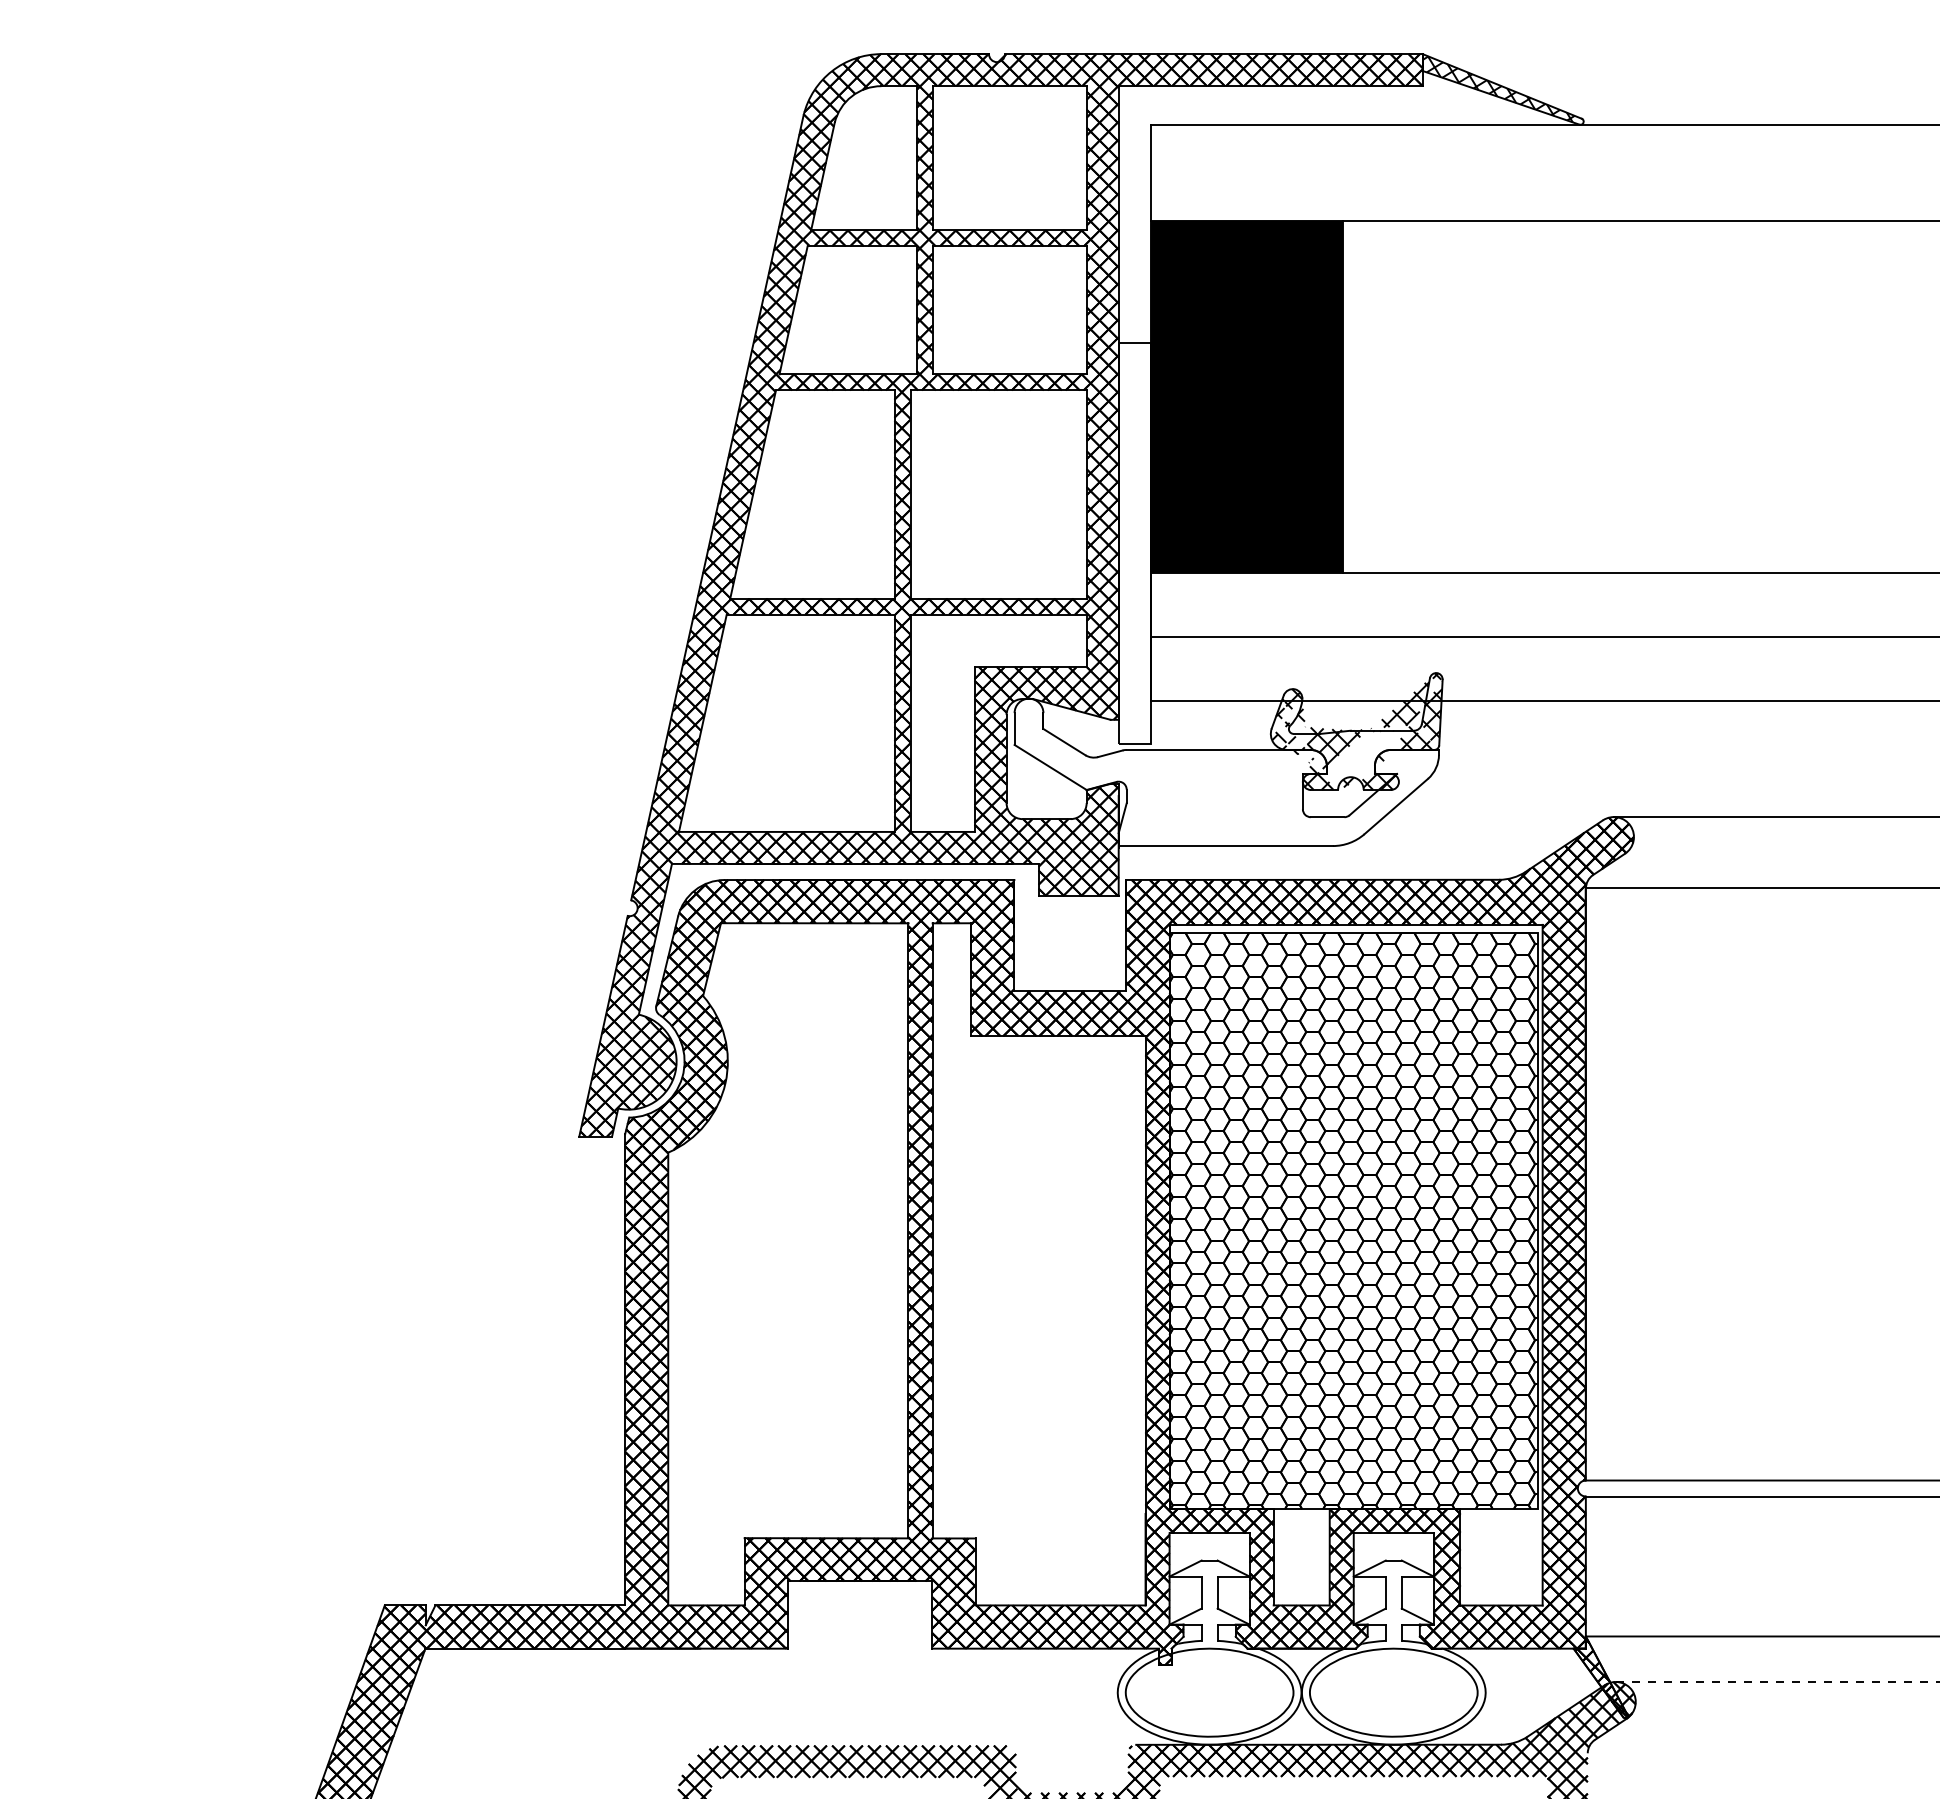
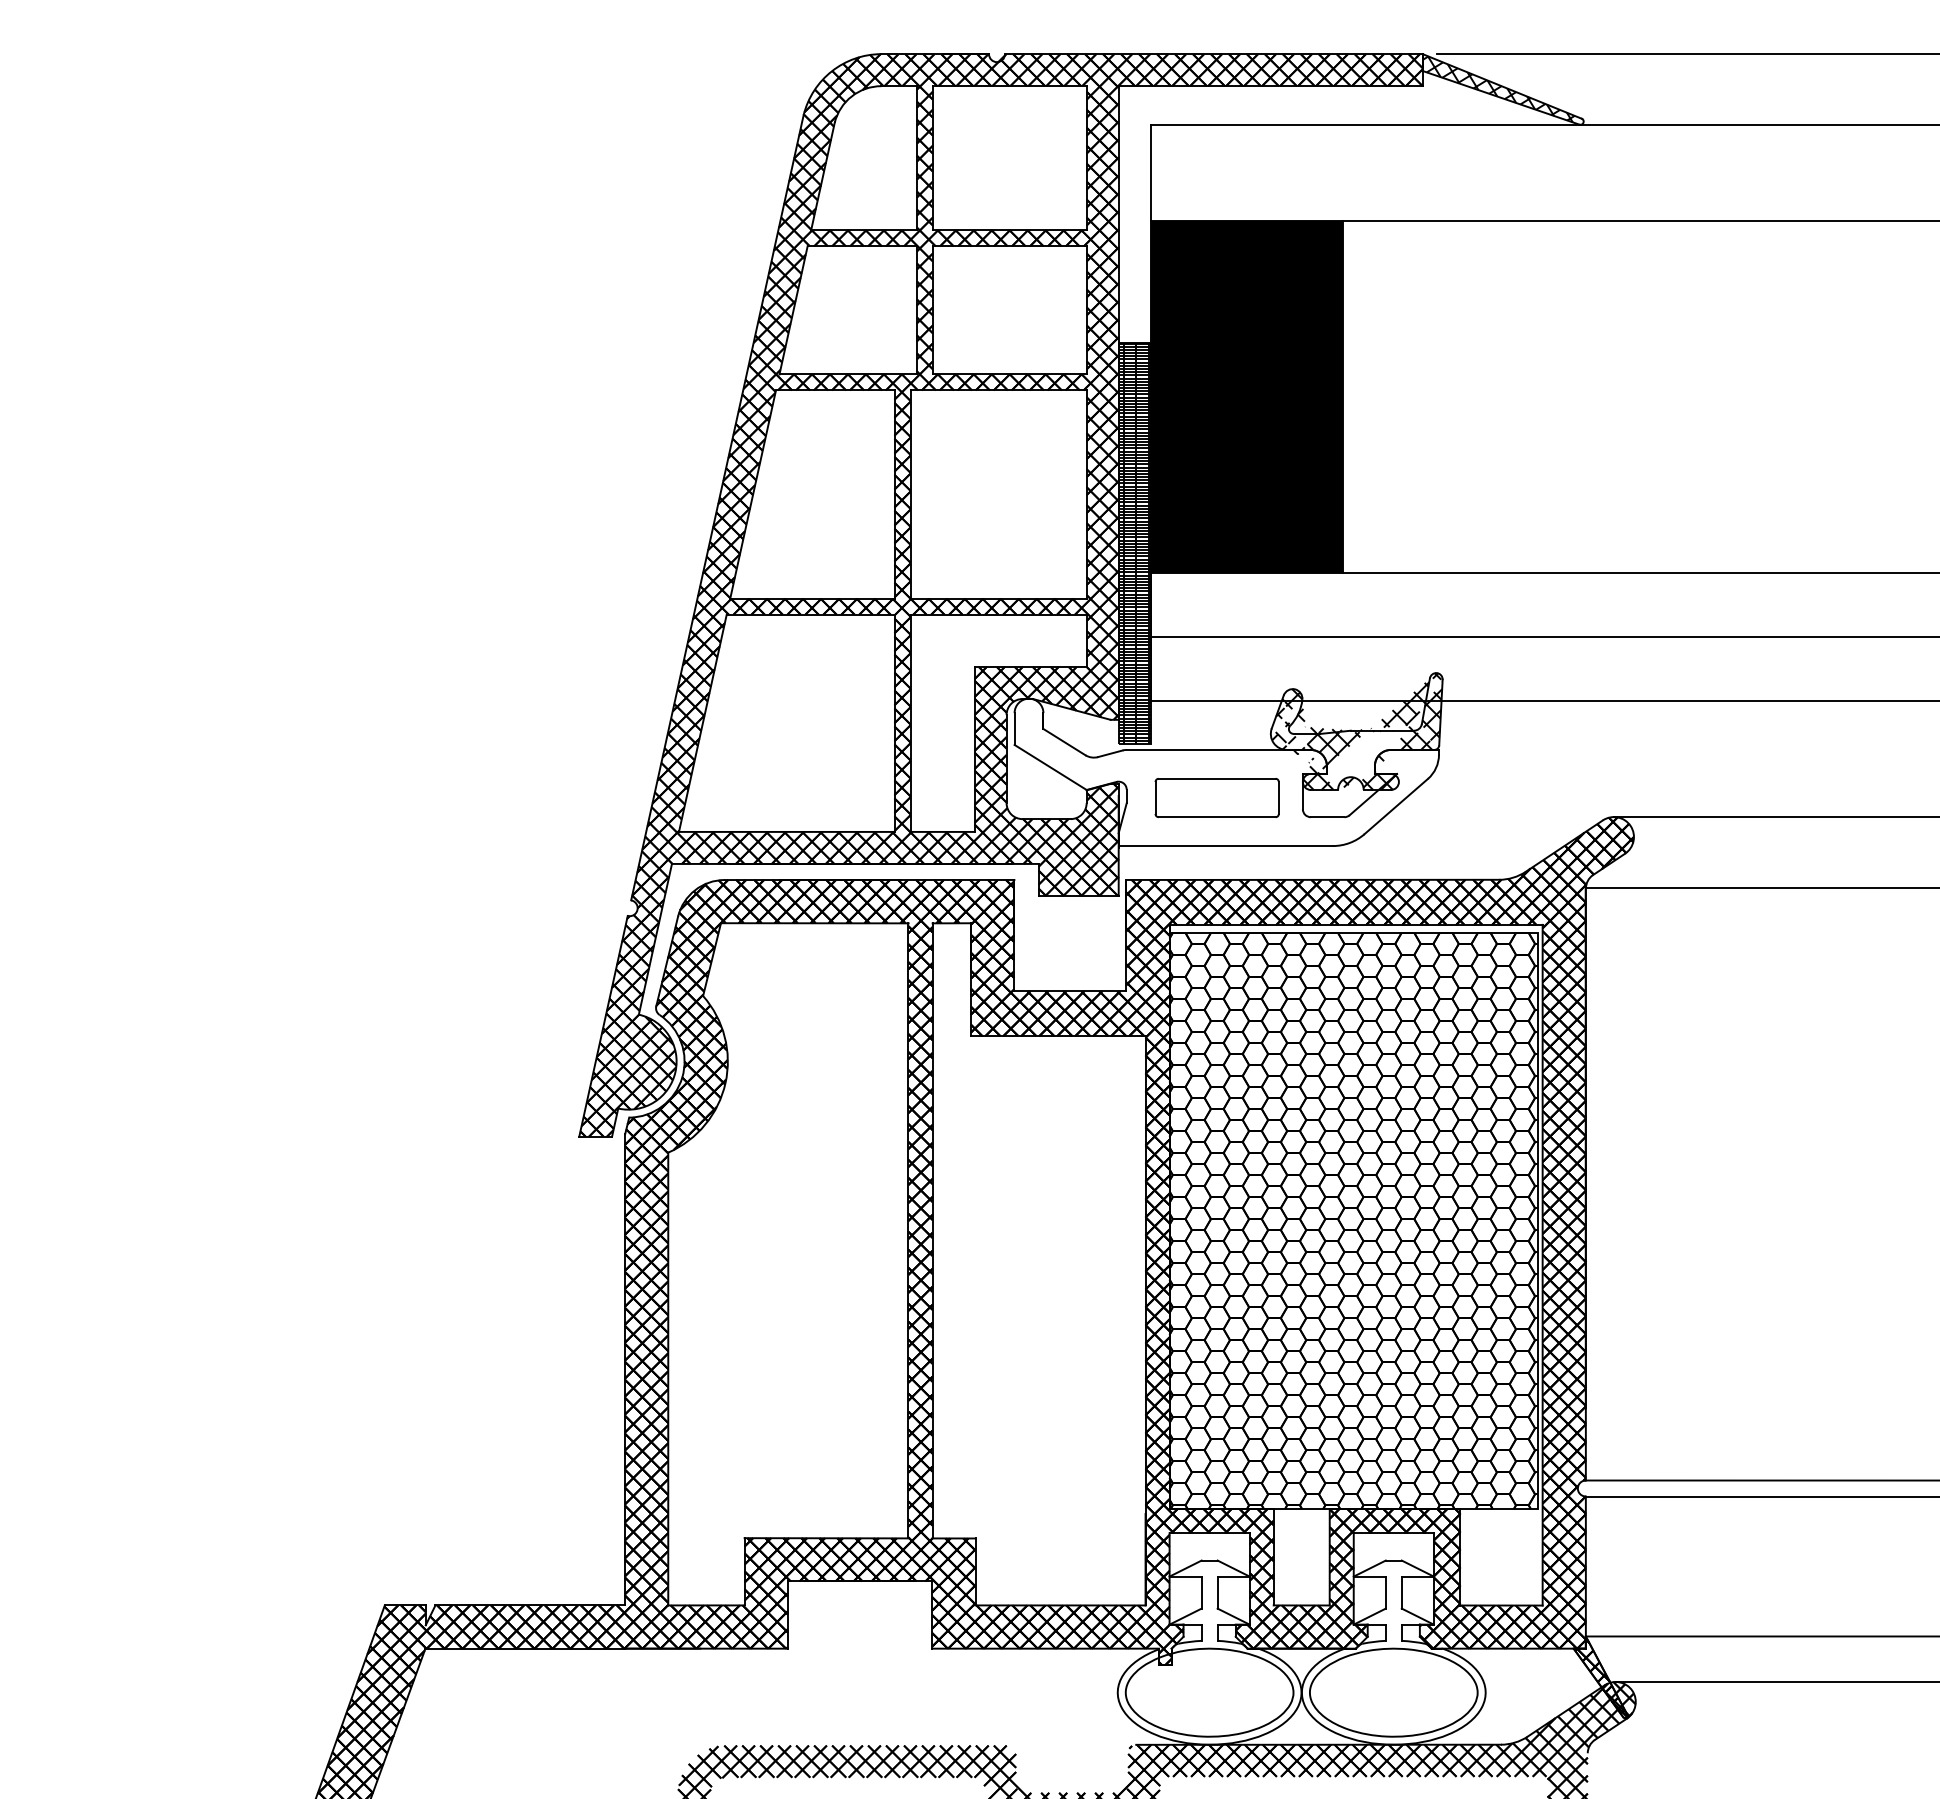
line: none -> present (1686, 54)
hatch: none -> present (1134, 543)
part: none -> present (1216, 797)
line: dashed -> solid (1777, 1681)
